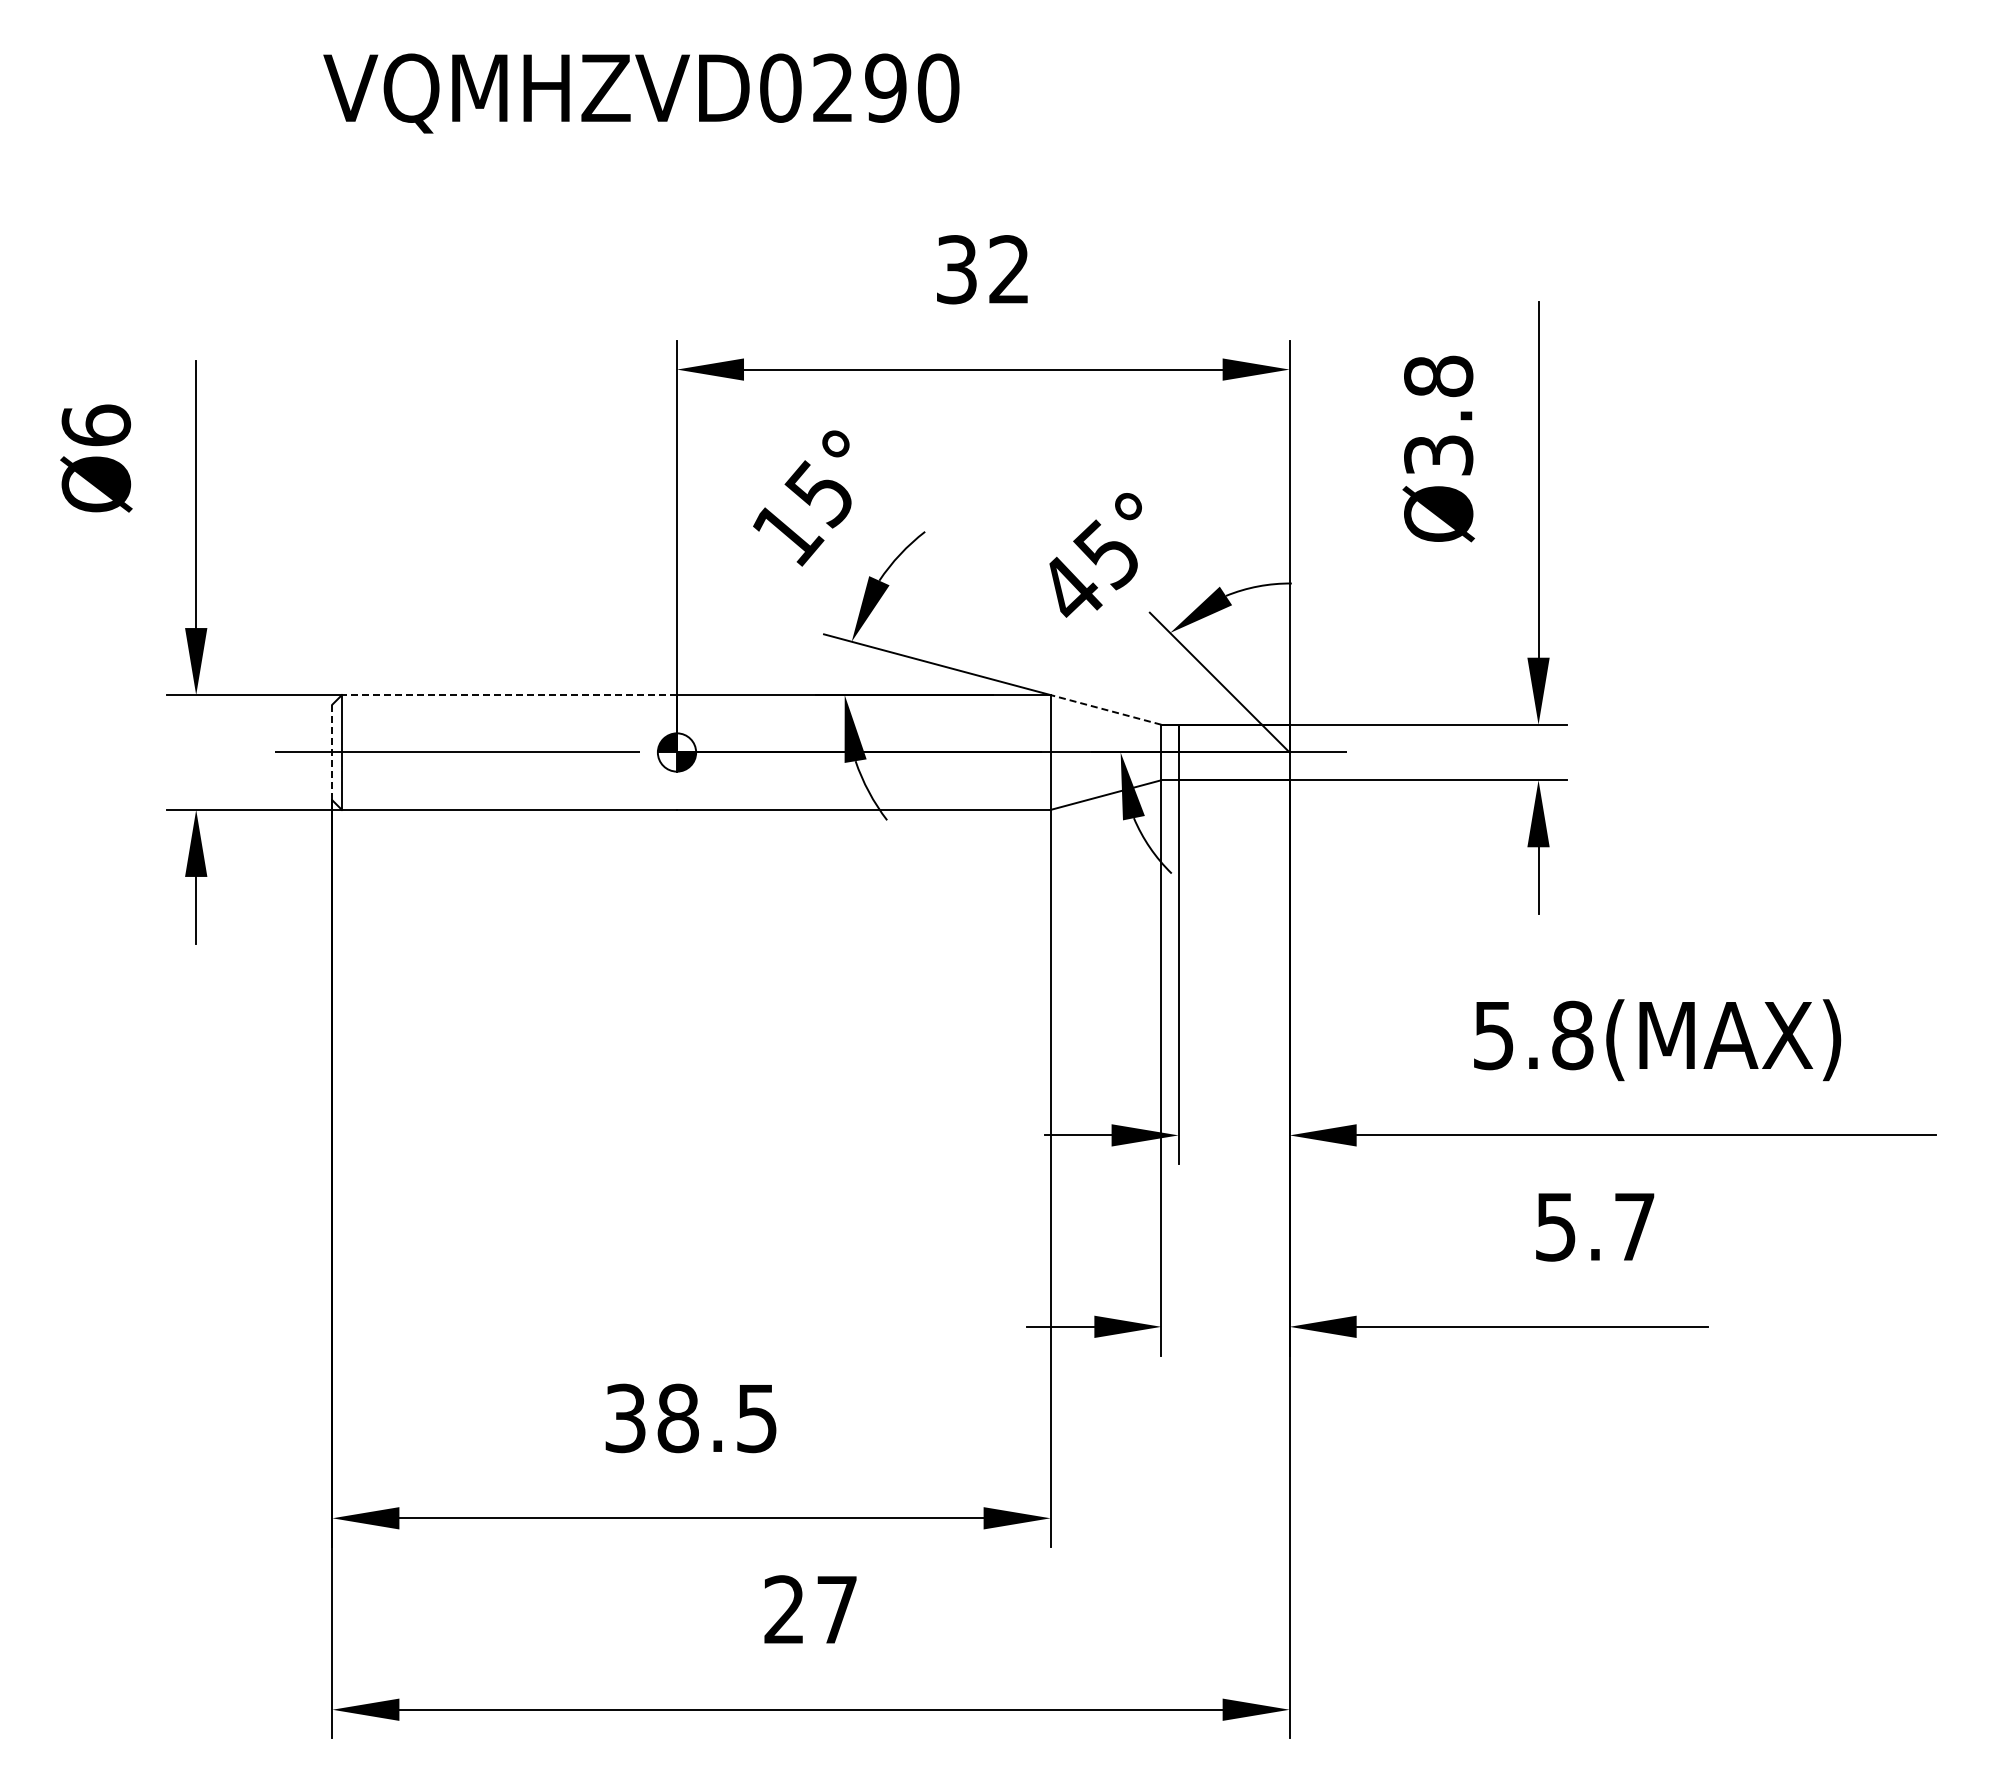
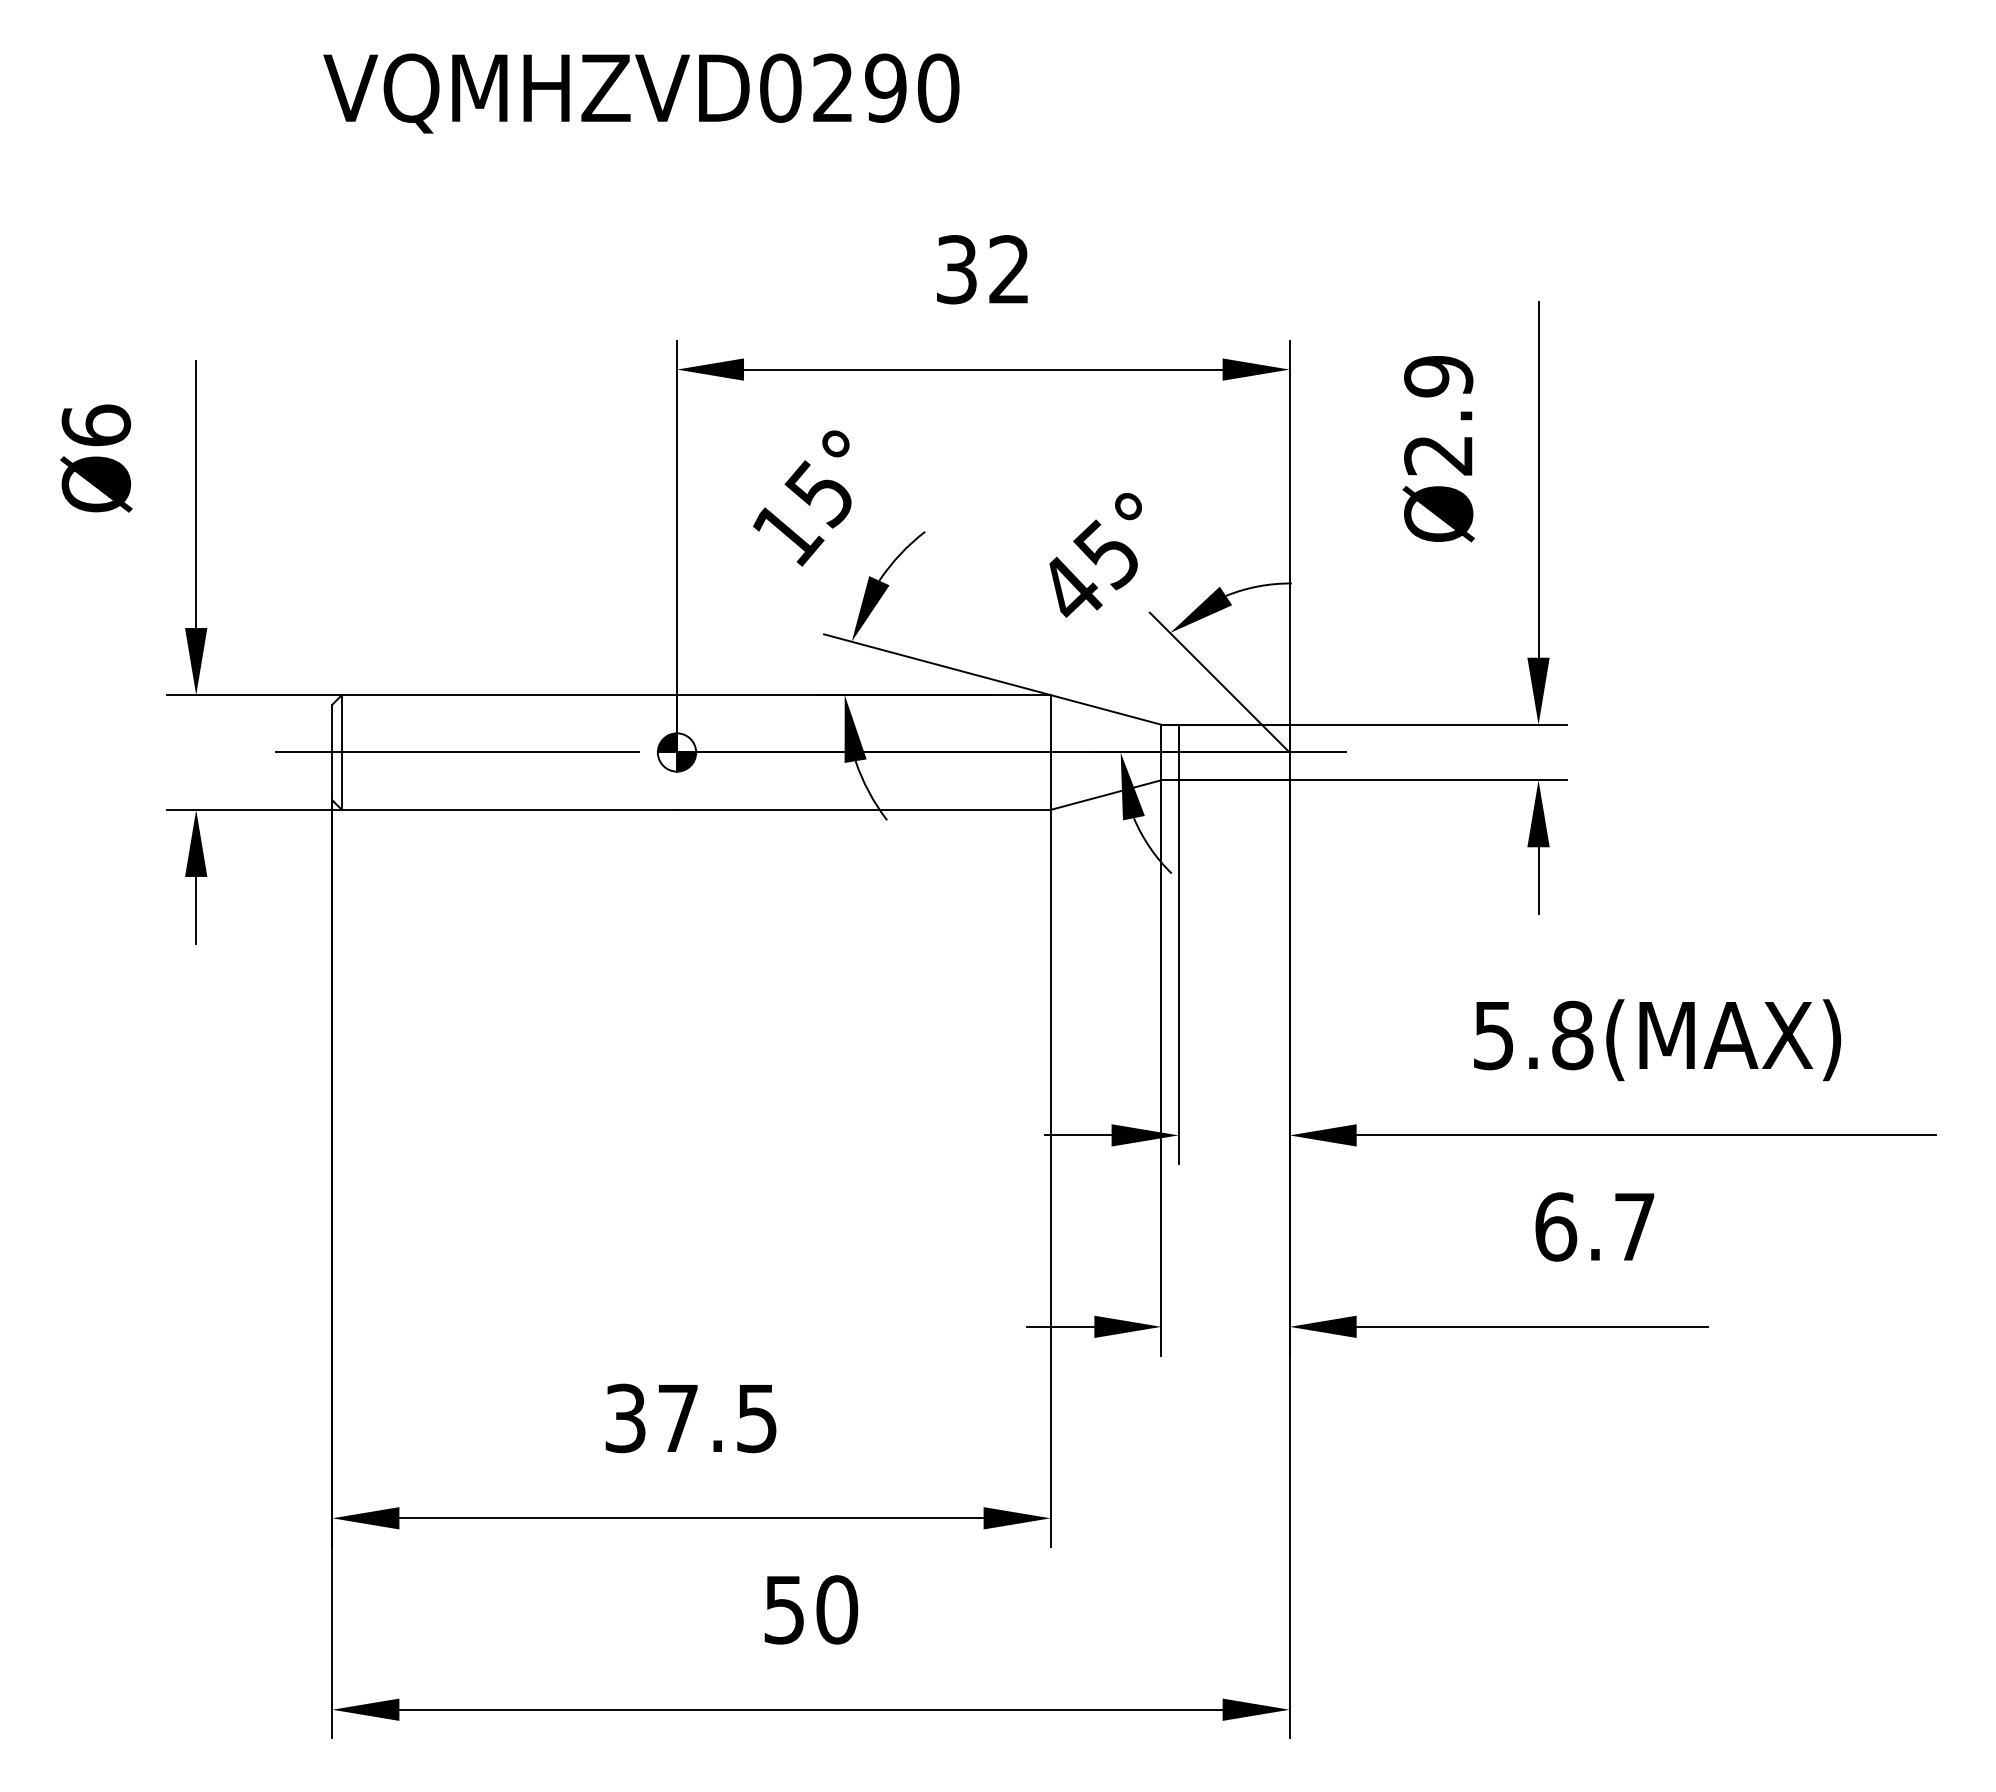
text: Ø3.8 -> Ø2.9 (1438, 415)
line: dashed -> solid (509, 695)
line: dashed -> solid (1105, 709)
line: dashed -> solid (332, 752)
text: 5.7 -> 6.7 (1556, 1226)
text: 38.5 -> 37.5 (677, 1418)
text: 27 -> 50 (811, 1609)
